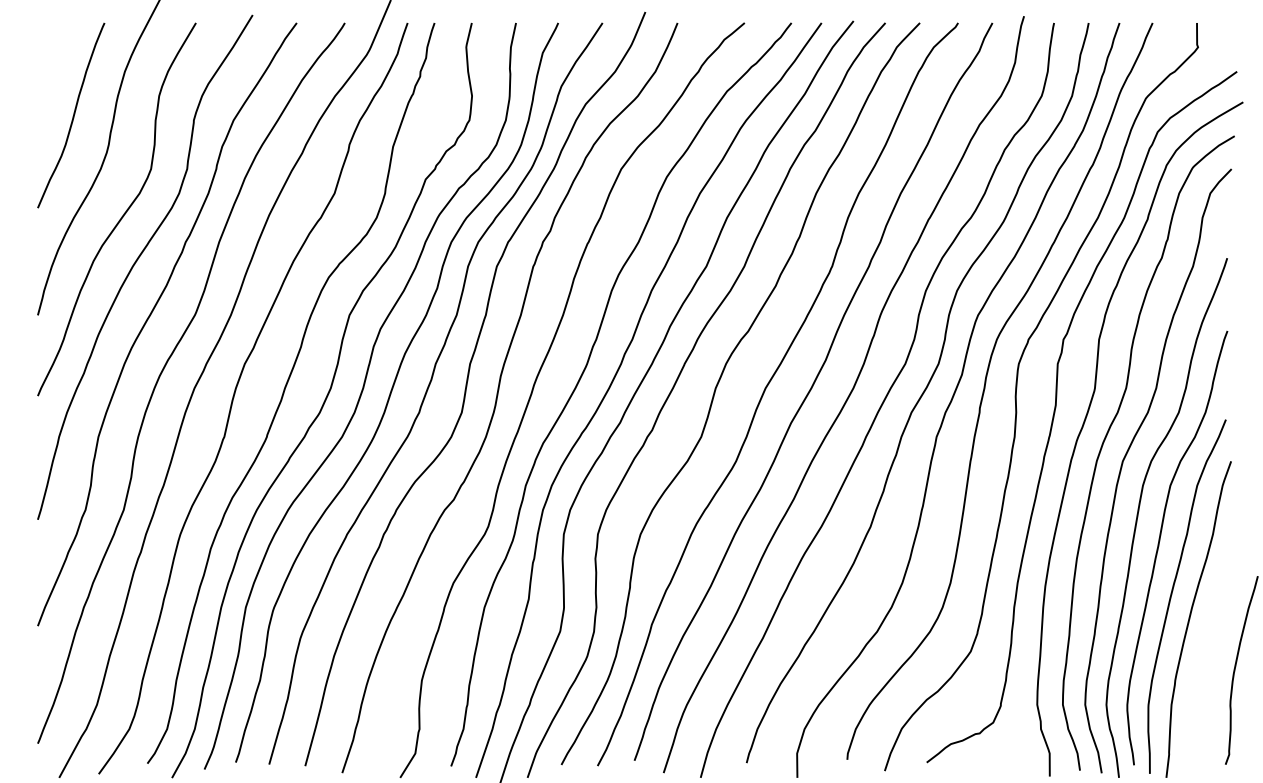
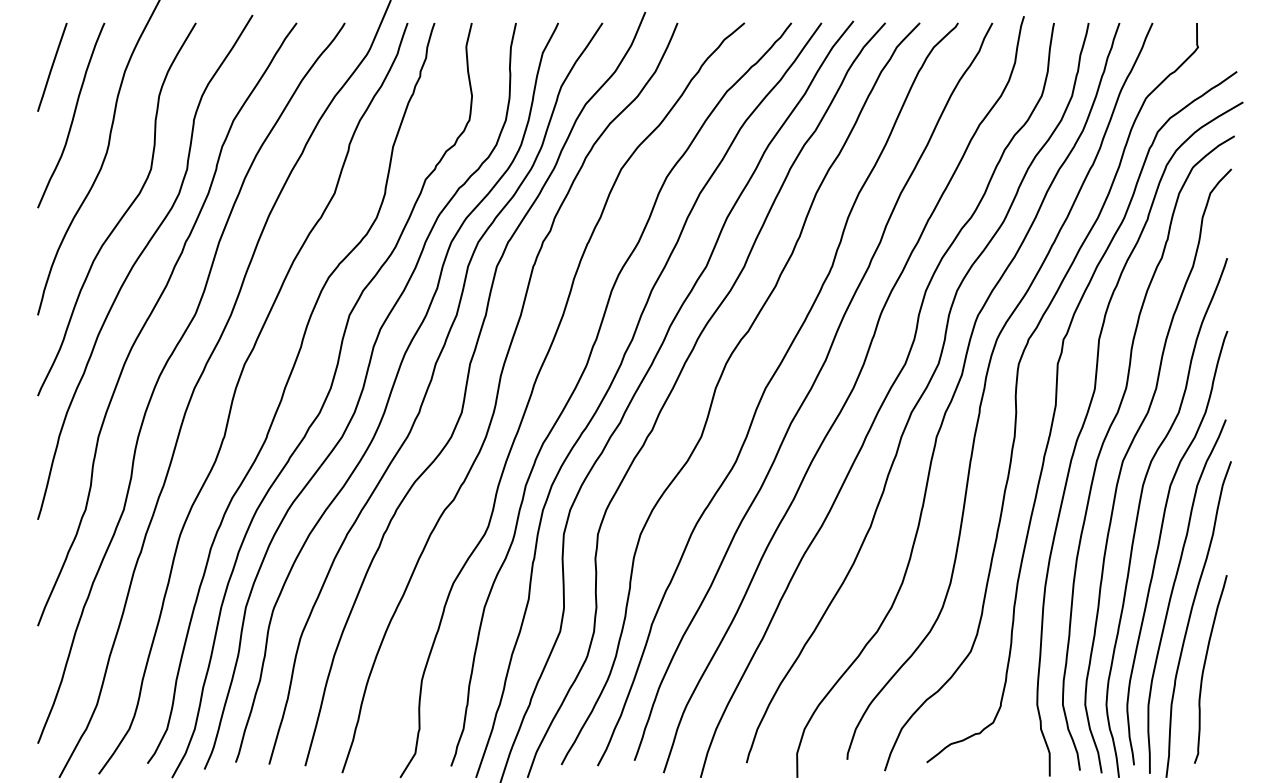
line: none -> present (52, 66)
curve position: (1235, 670) -> (1204, 669) (1204, 669)
